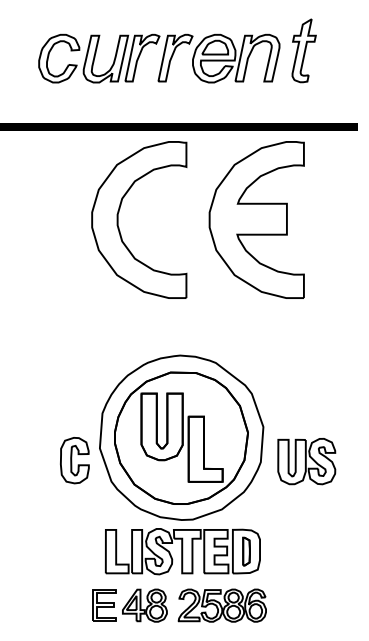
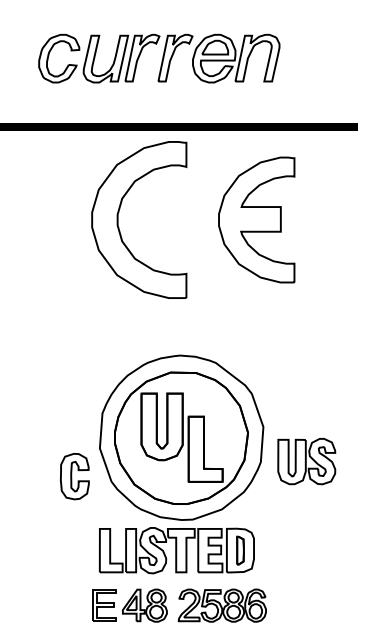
part: present -> none (303, 50)
part size: 97x158 px -> 78x128 px (256, 219)
part position: (74, 460) -> (74, 476) (74, 476)
part position: (182, 551) -> (176, 550) (176, 550)
